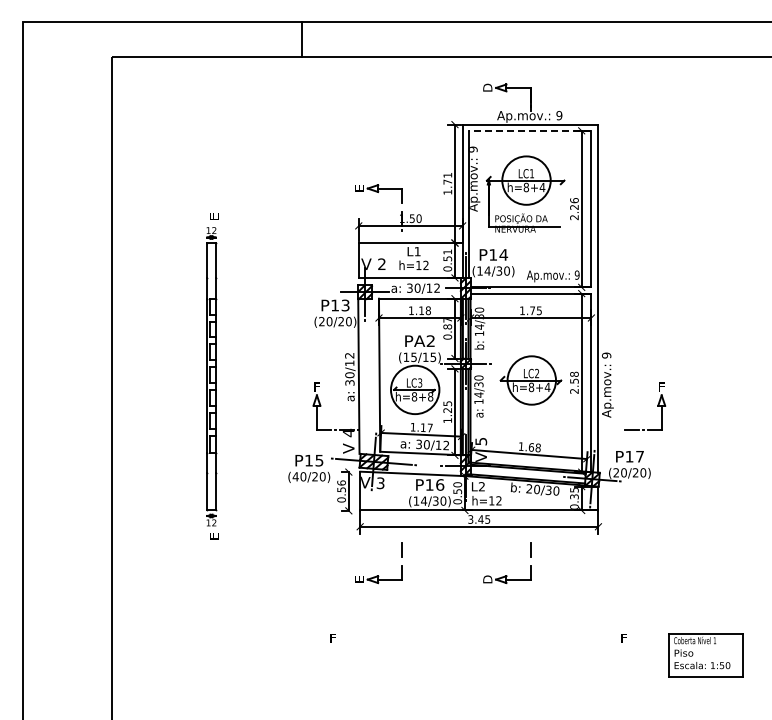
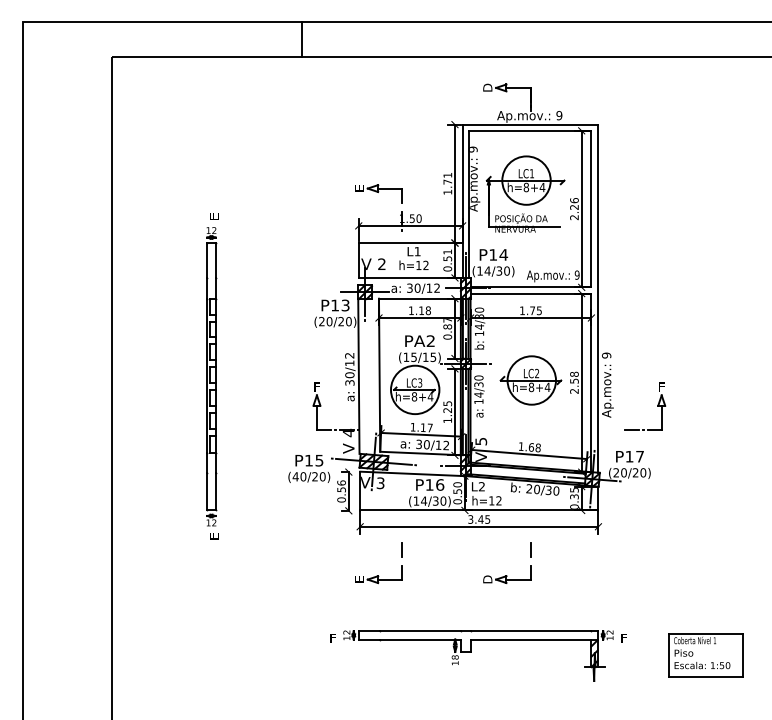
line: dashed -> solid (529, 130)
text: h=8+8 -> h=8+4 (430, 396)
part: none -> present (471, 652)
